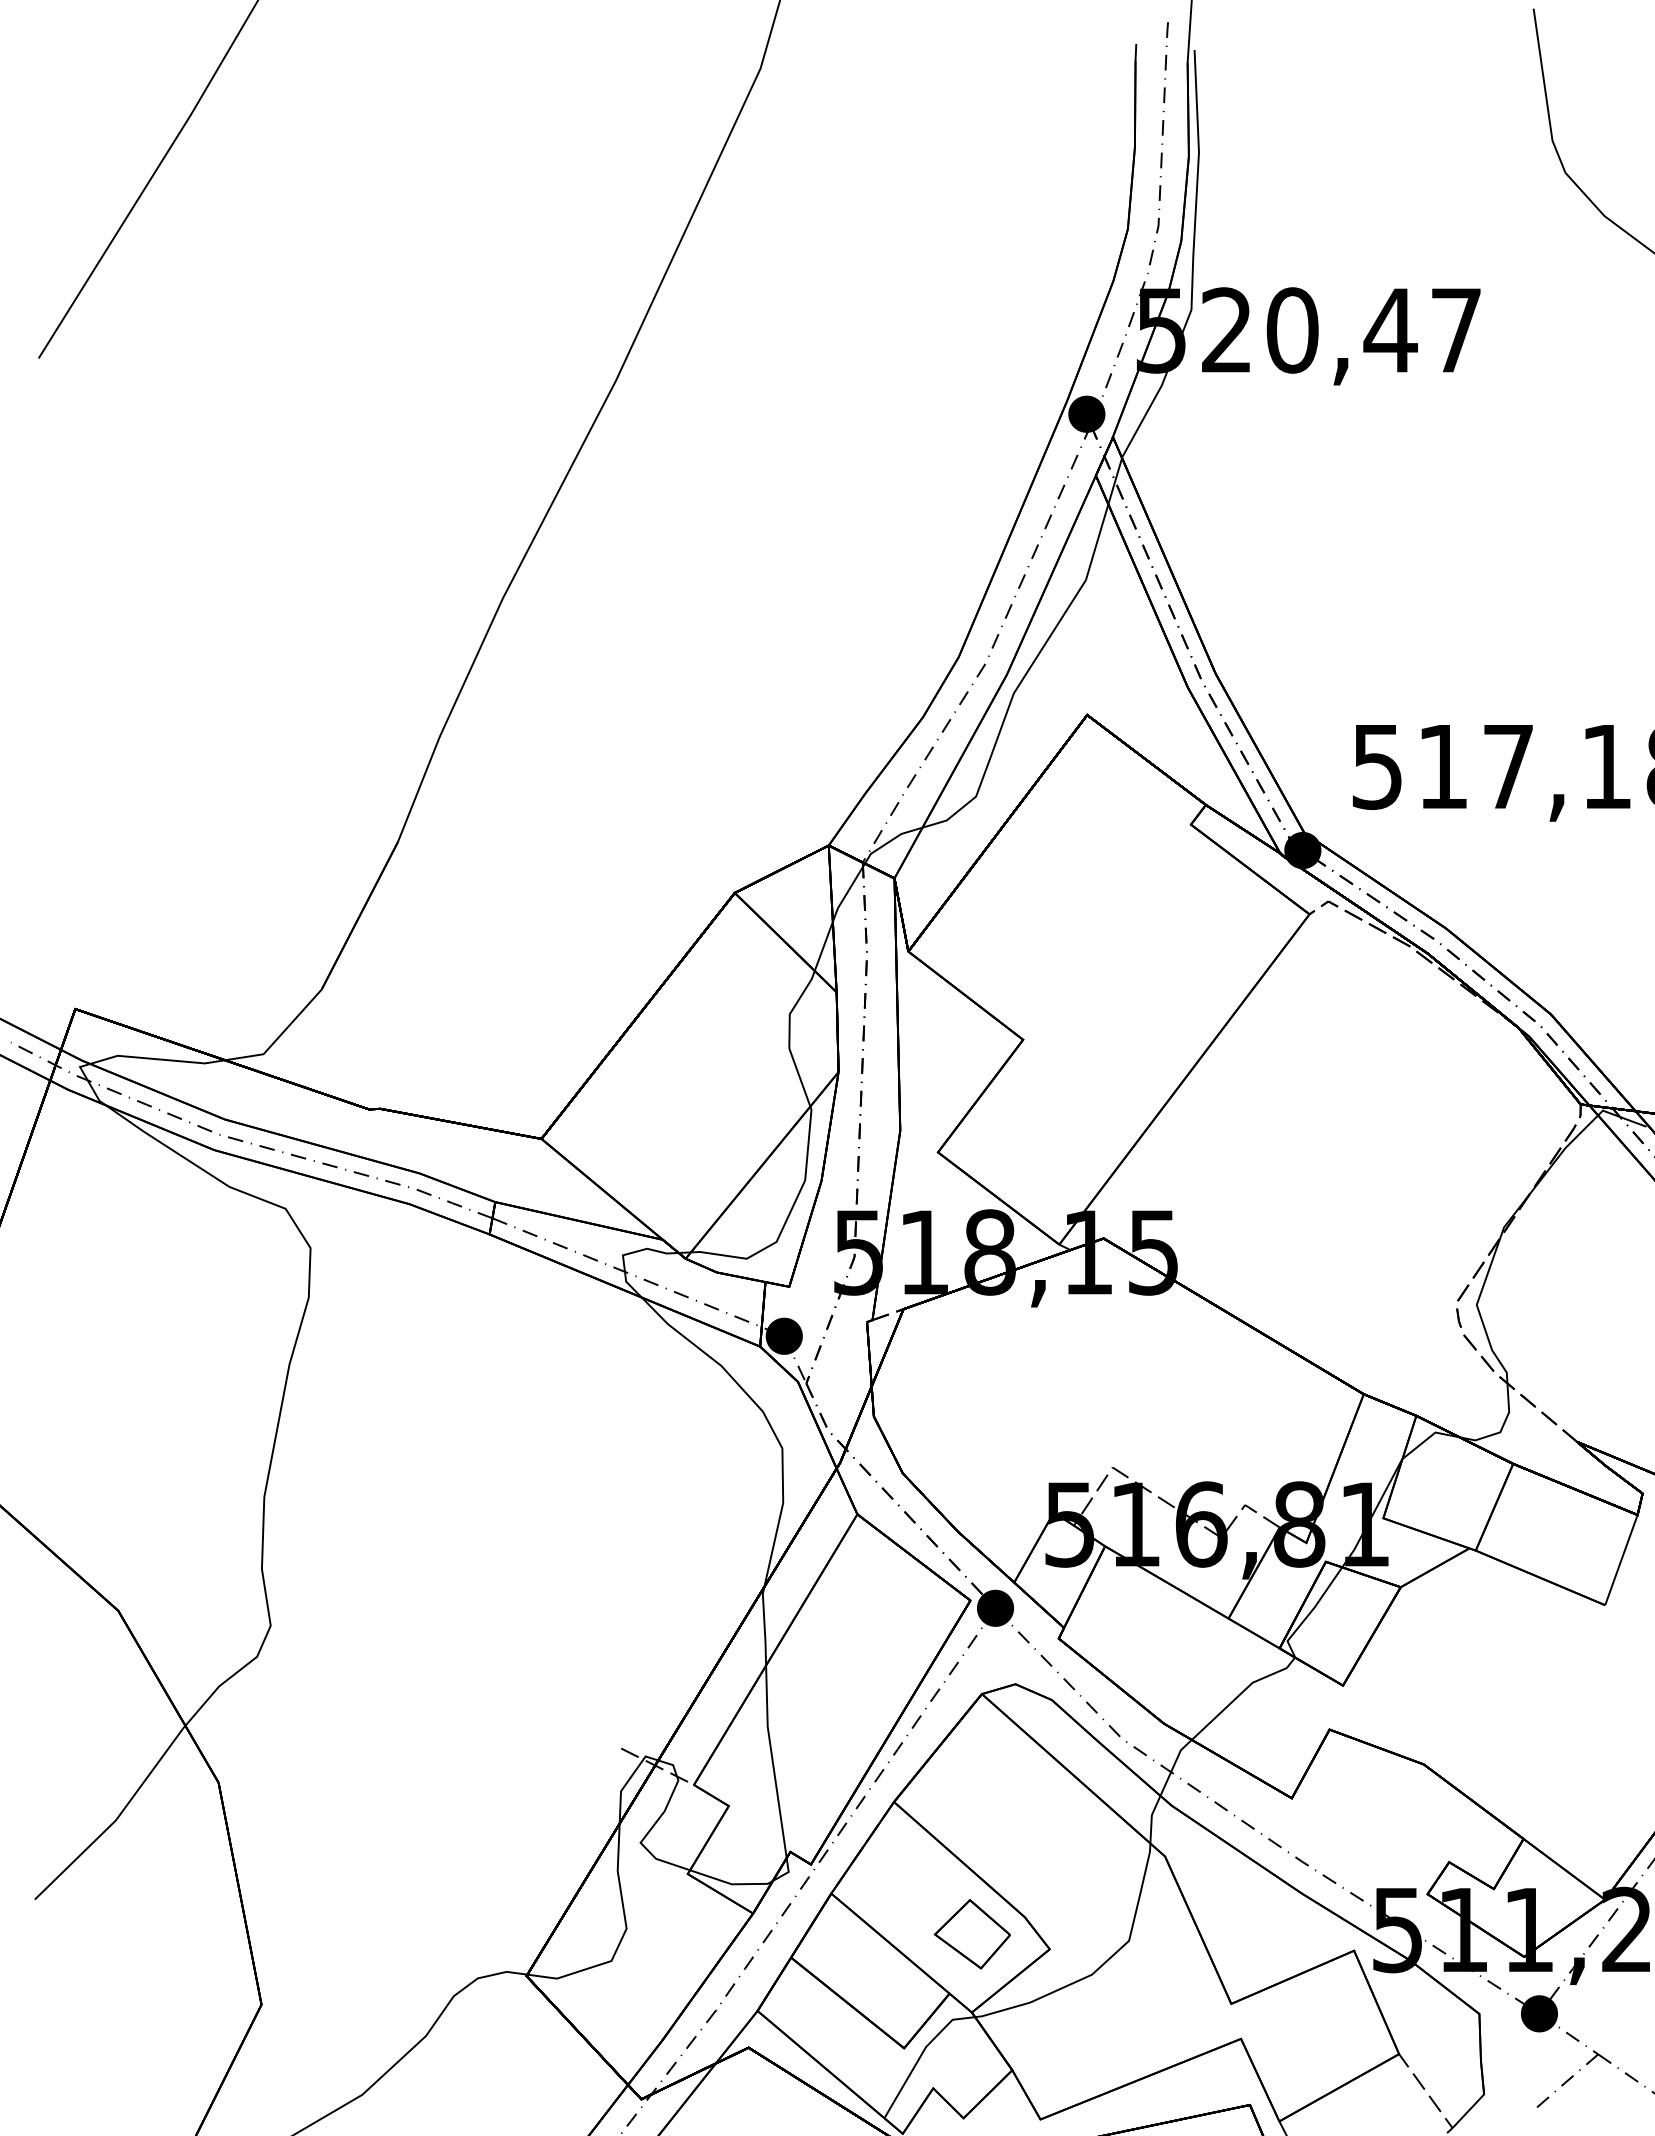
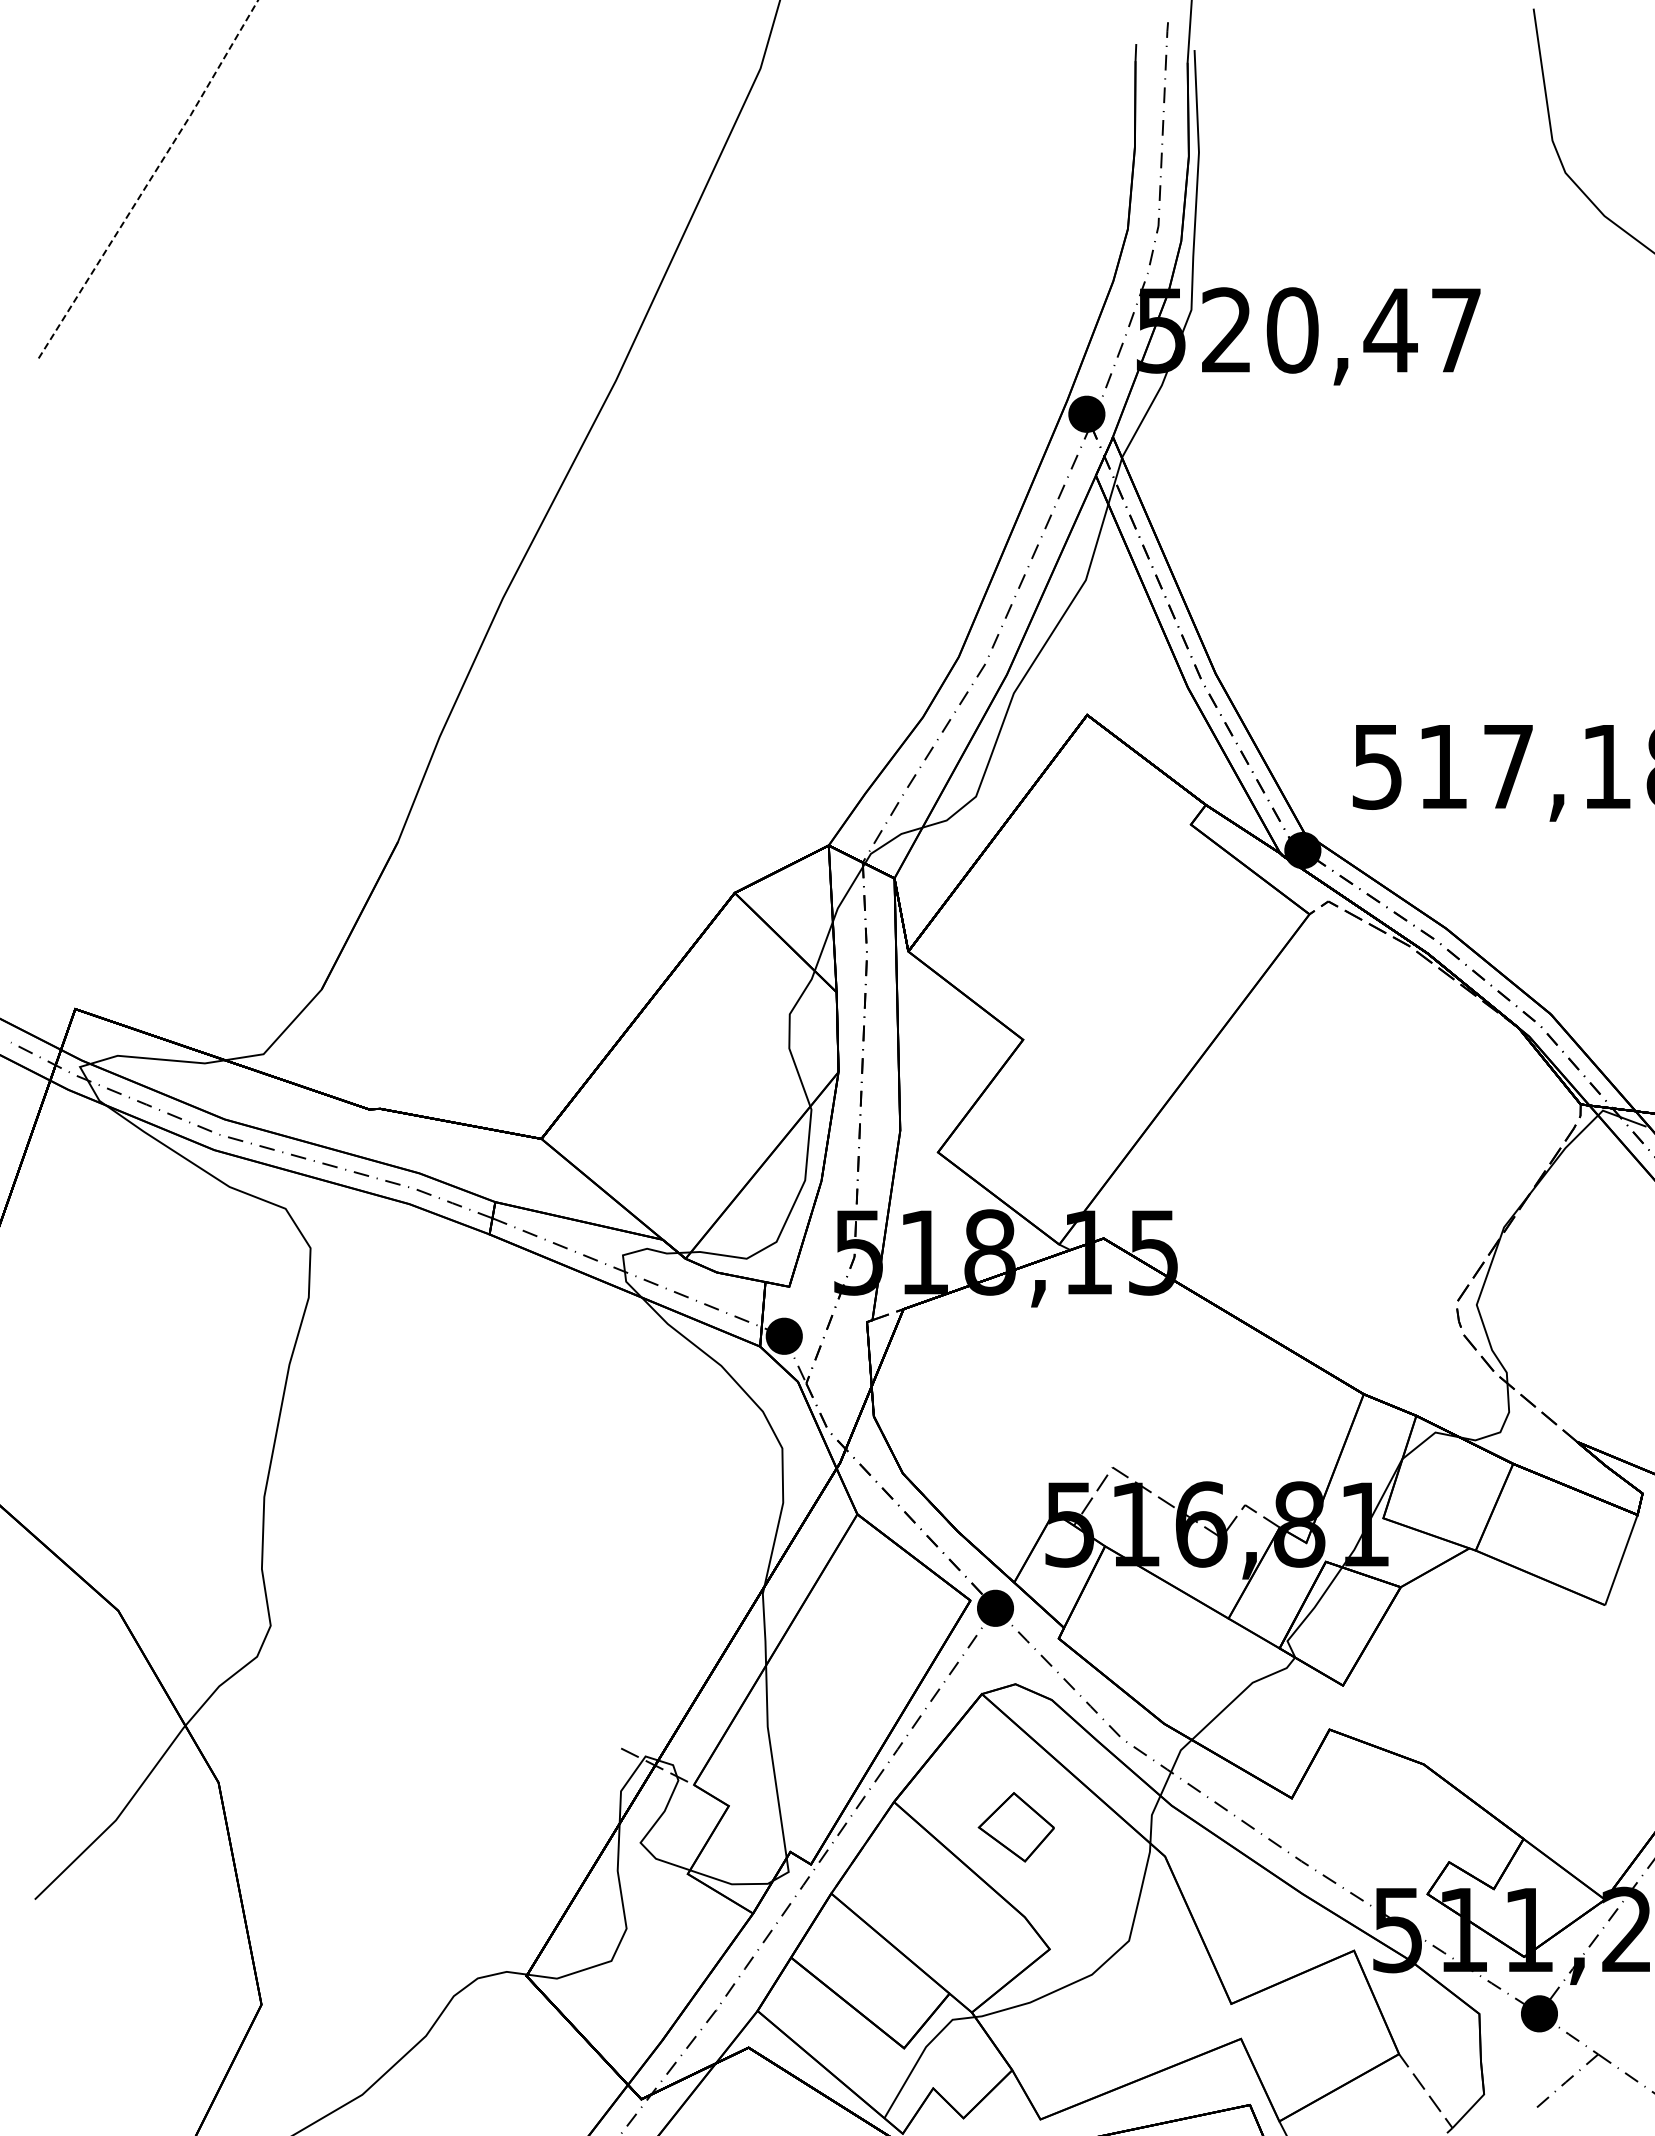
line: solid -> dashed (150, 179)
part position: (971, 1934) -> (1015, 1827) (1015, 1827)
